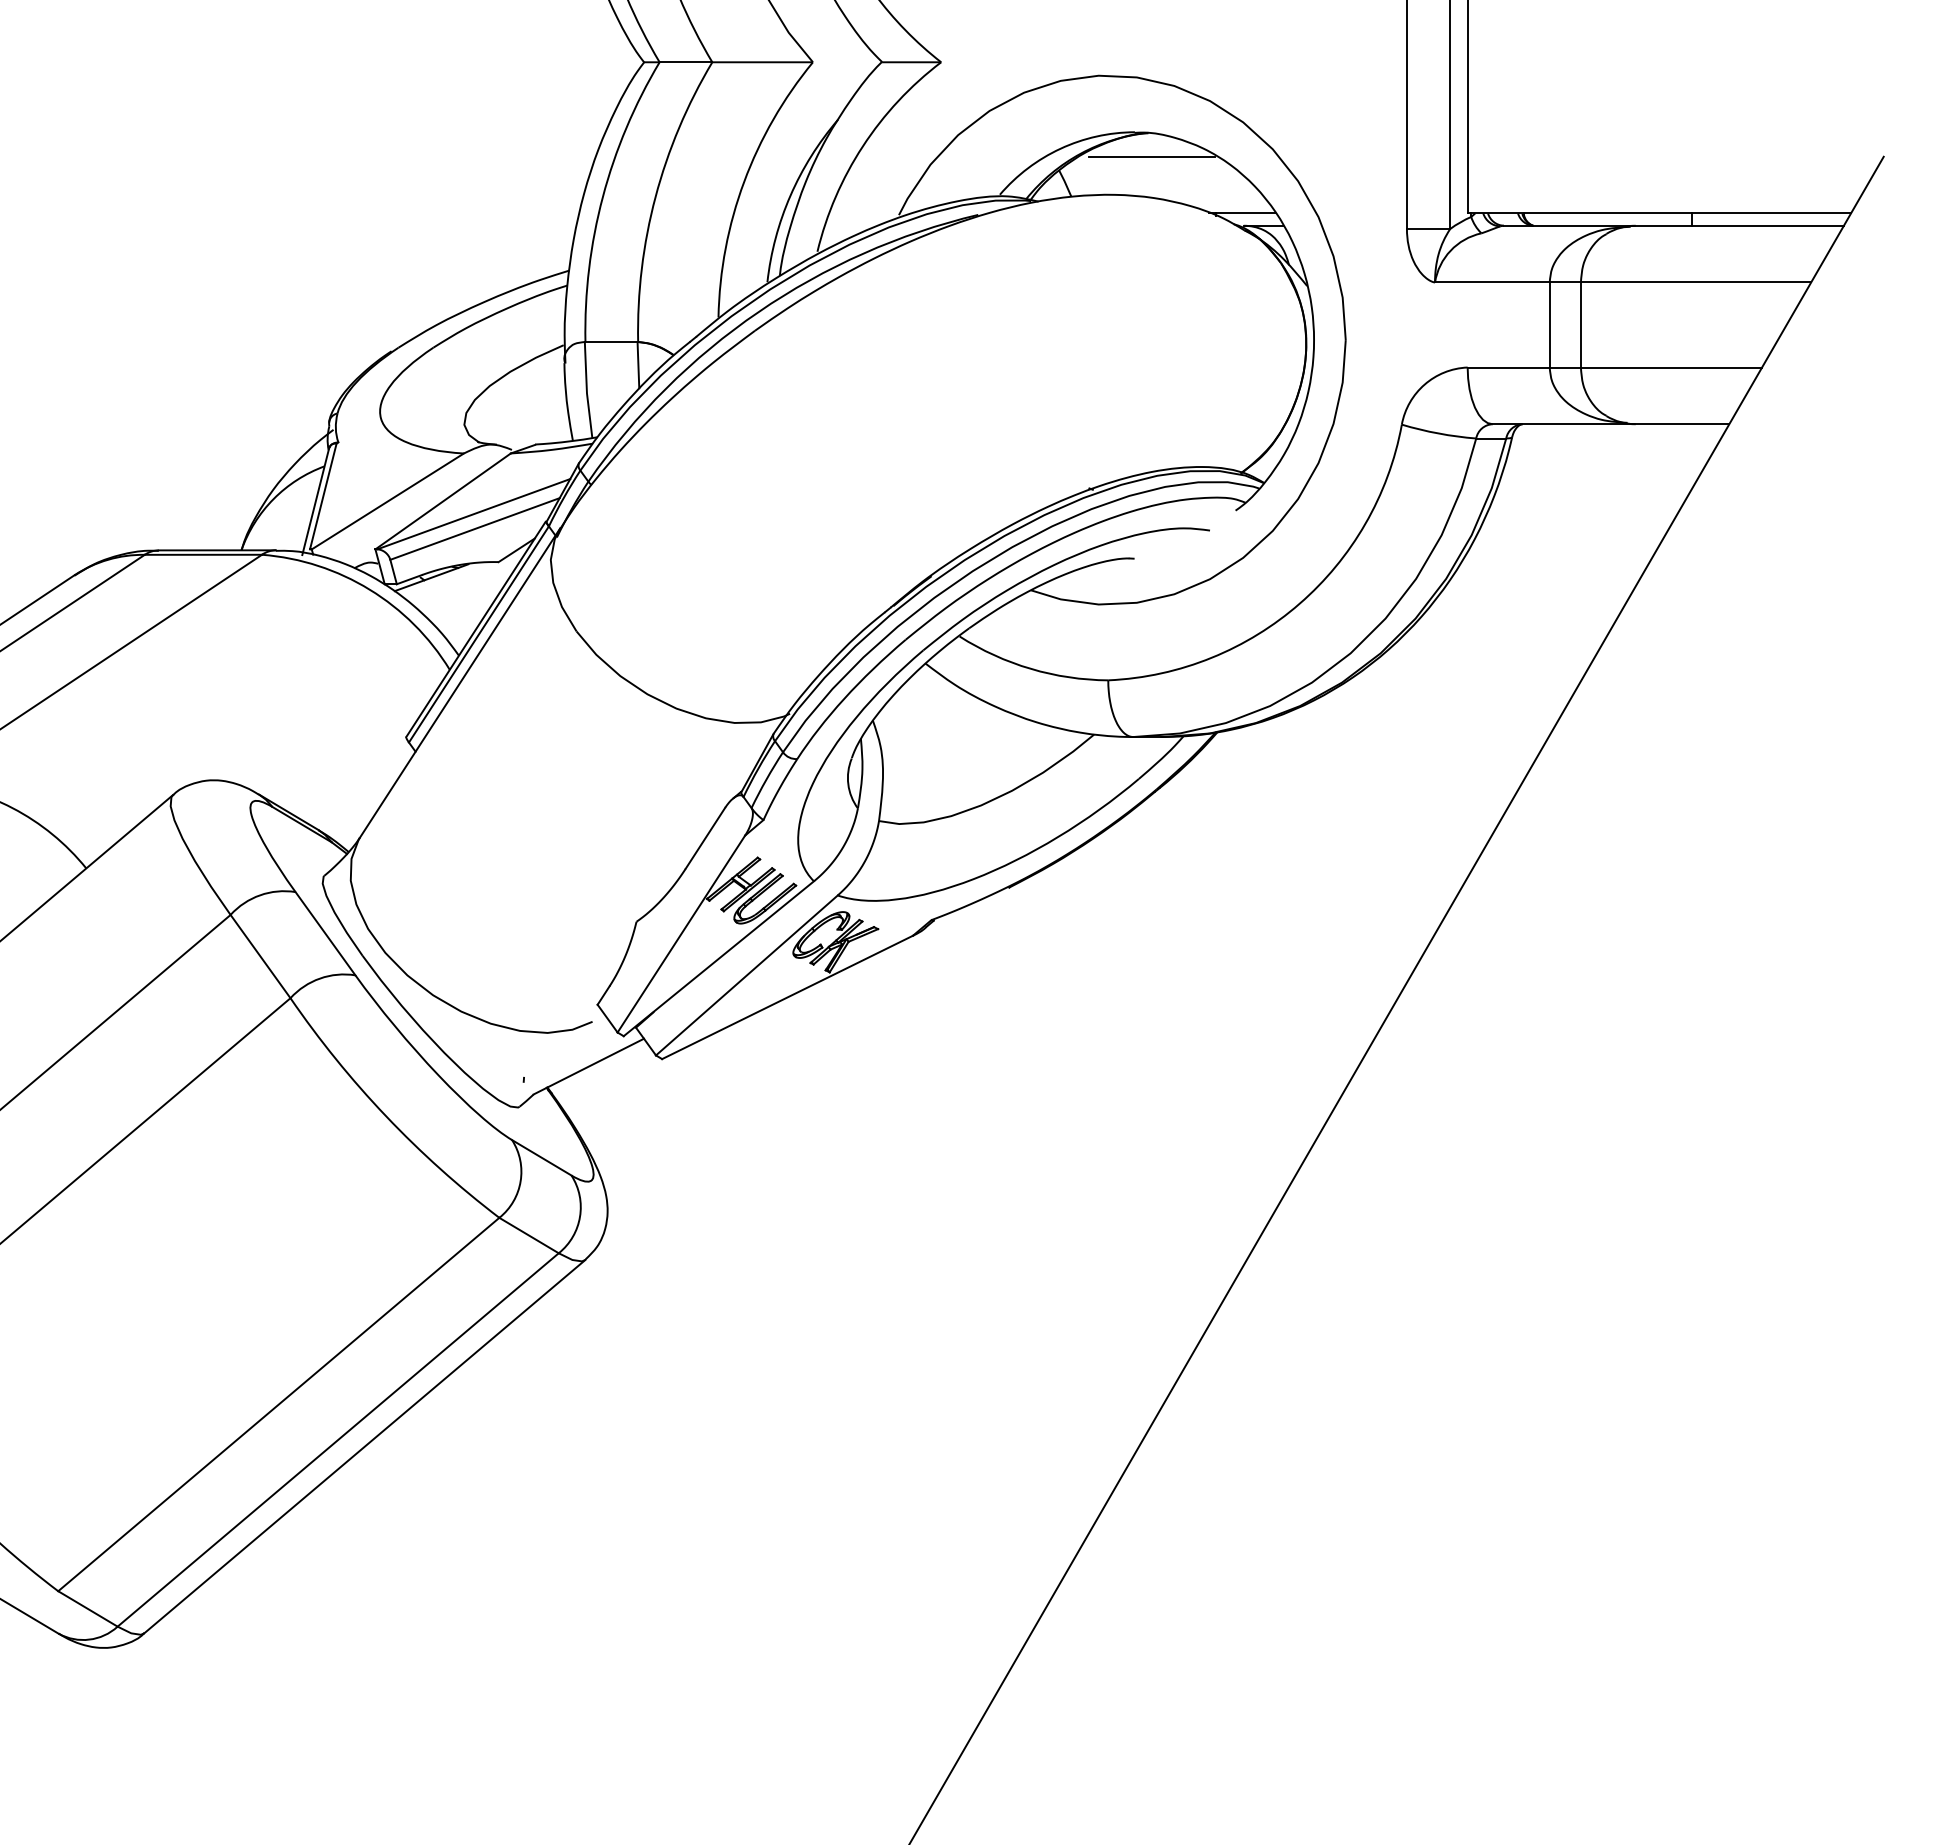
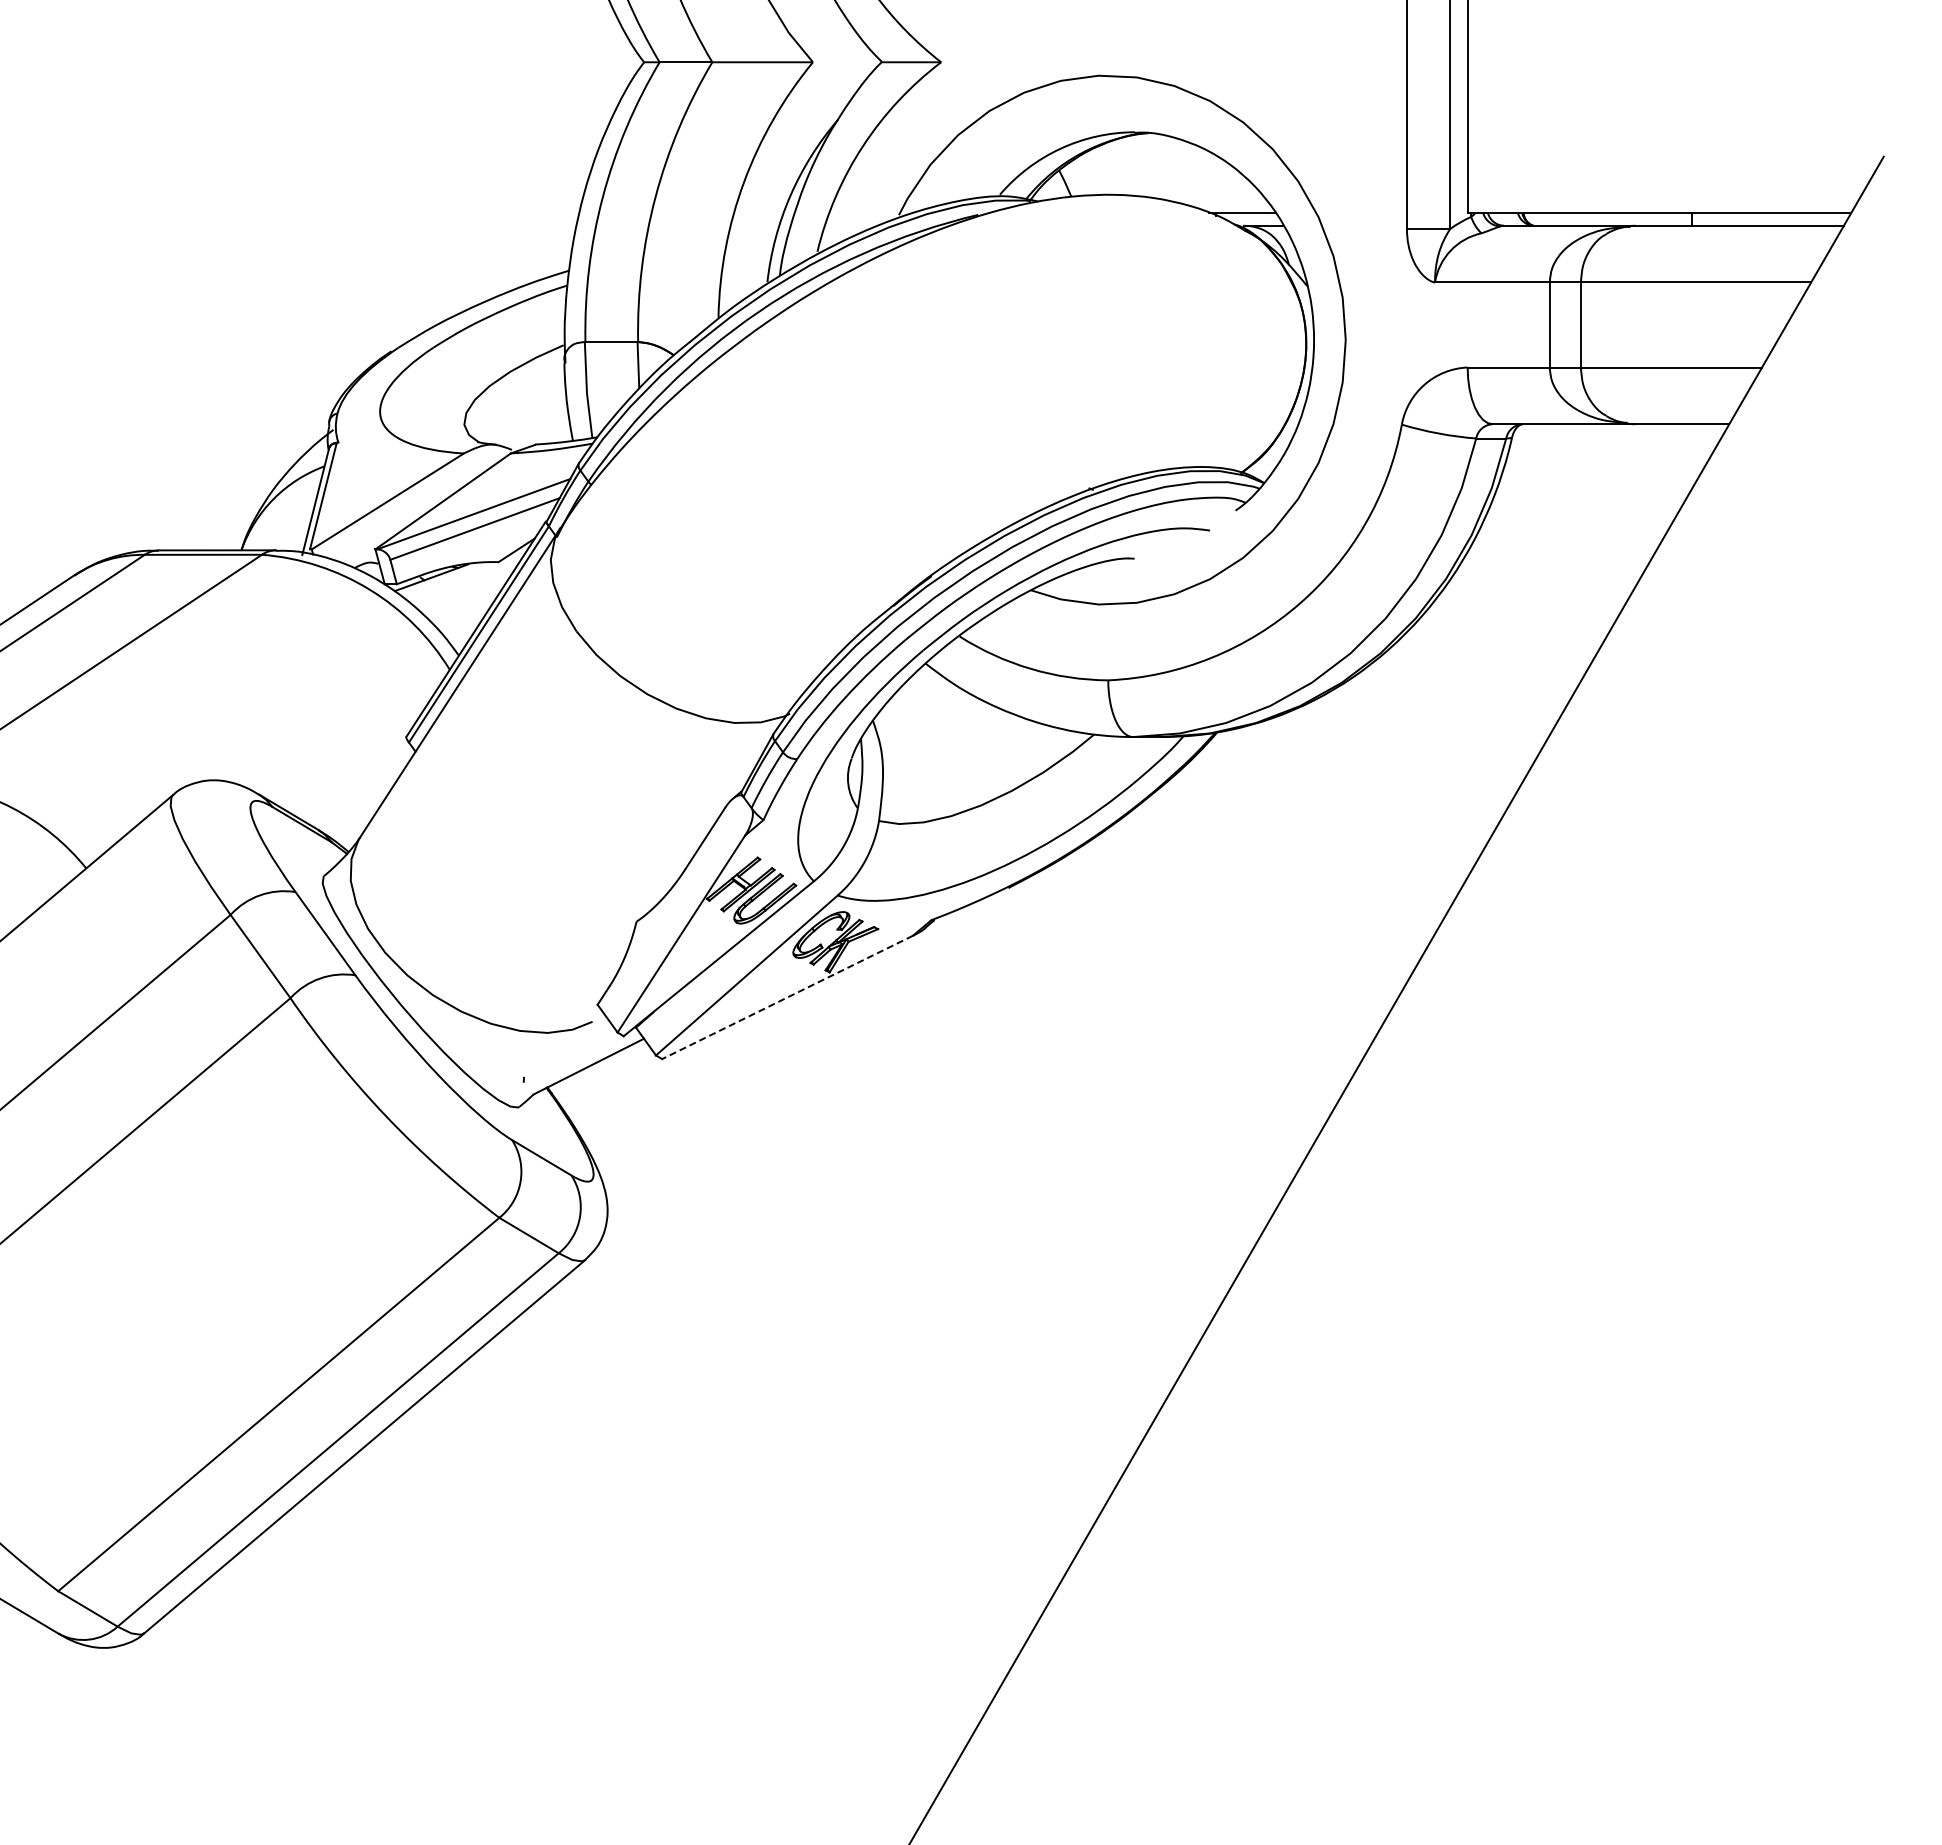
line: present -> none (1152, 156)
line: solid -> dashed (787, 997)
